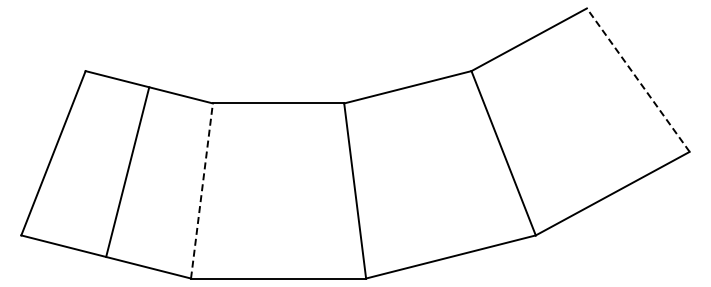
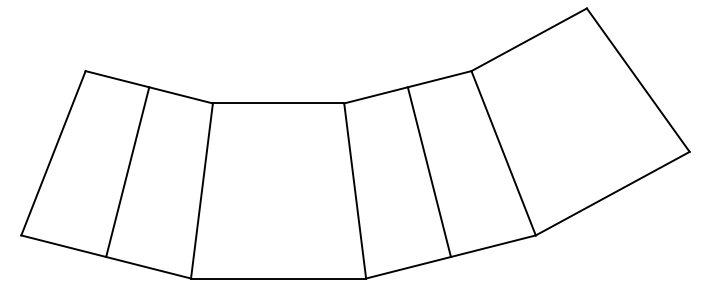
line: dashed -> solid (637, 79)
line: none -> present (428, 171)
line: dashed -> solid (202, 190)
